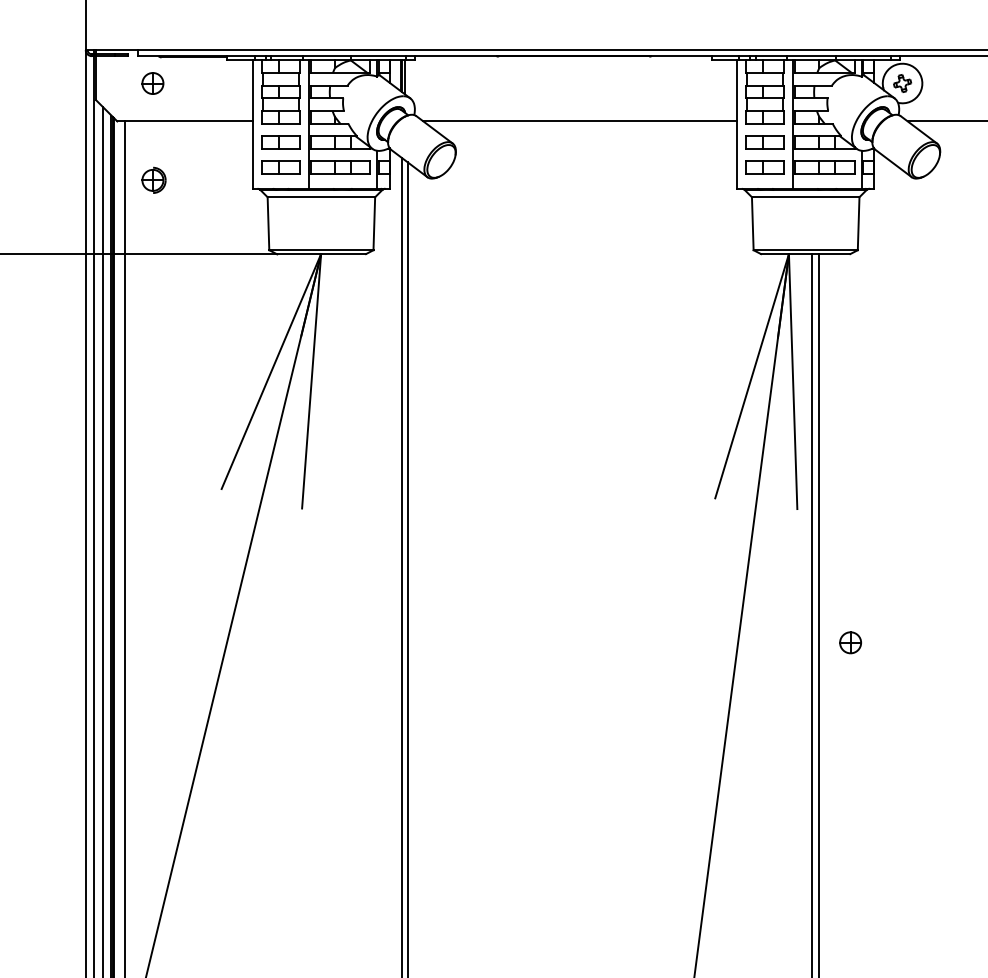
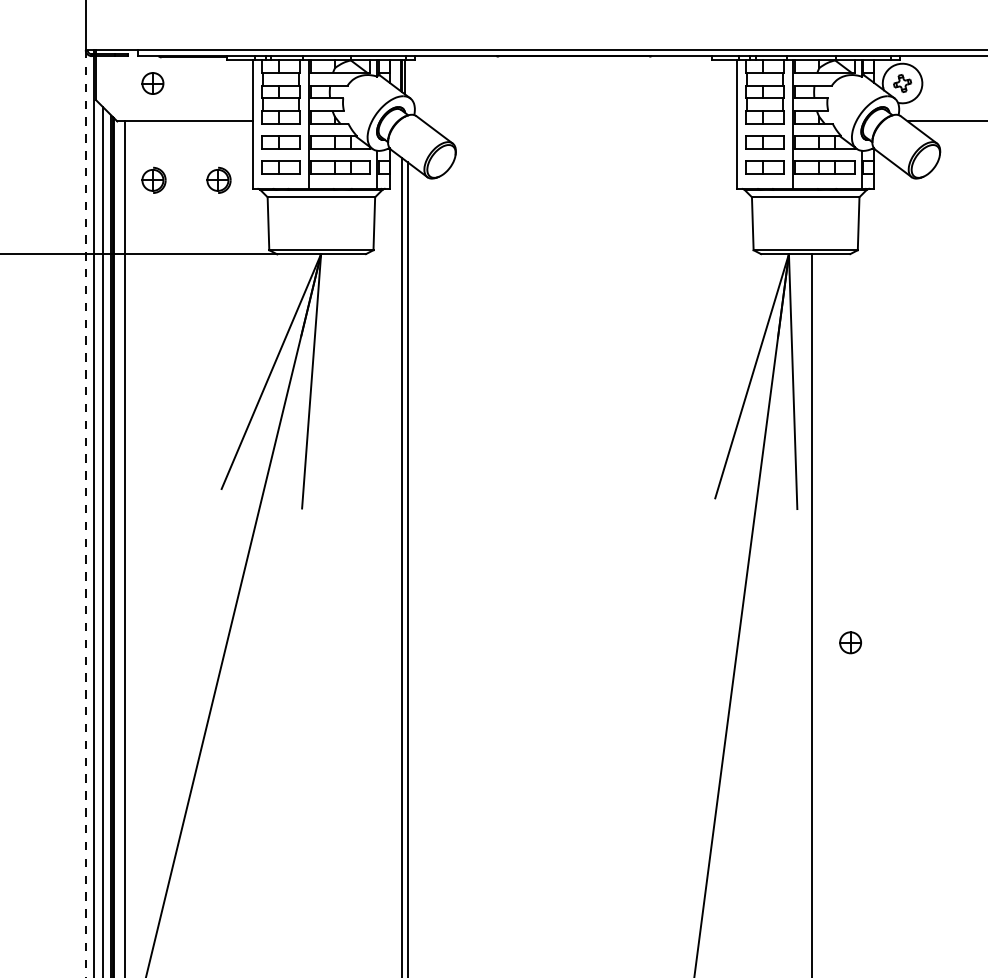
line: present -> none (580, 121)
part: none -> present (218, 179)
line: solid -> dashed (85, 514)
line: present -> none (819, 614)
